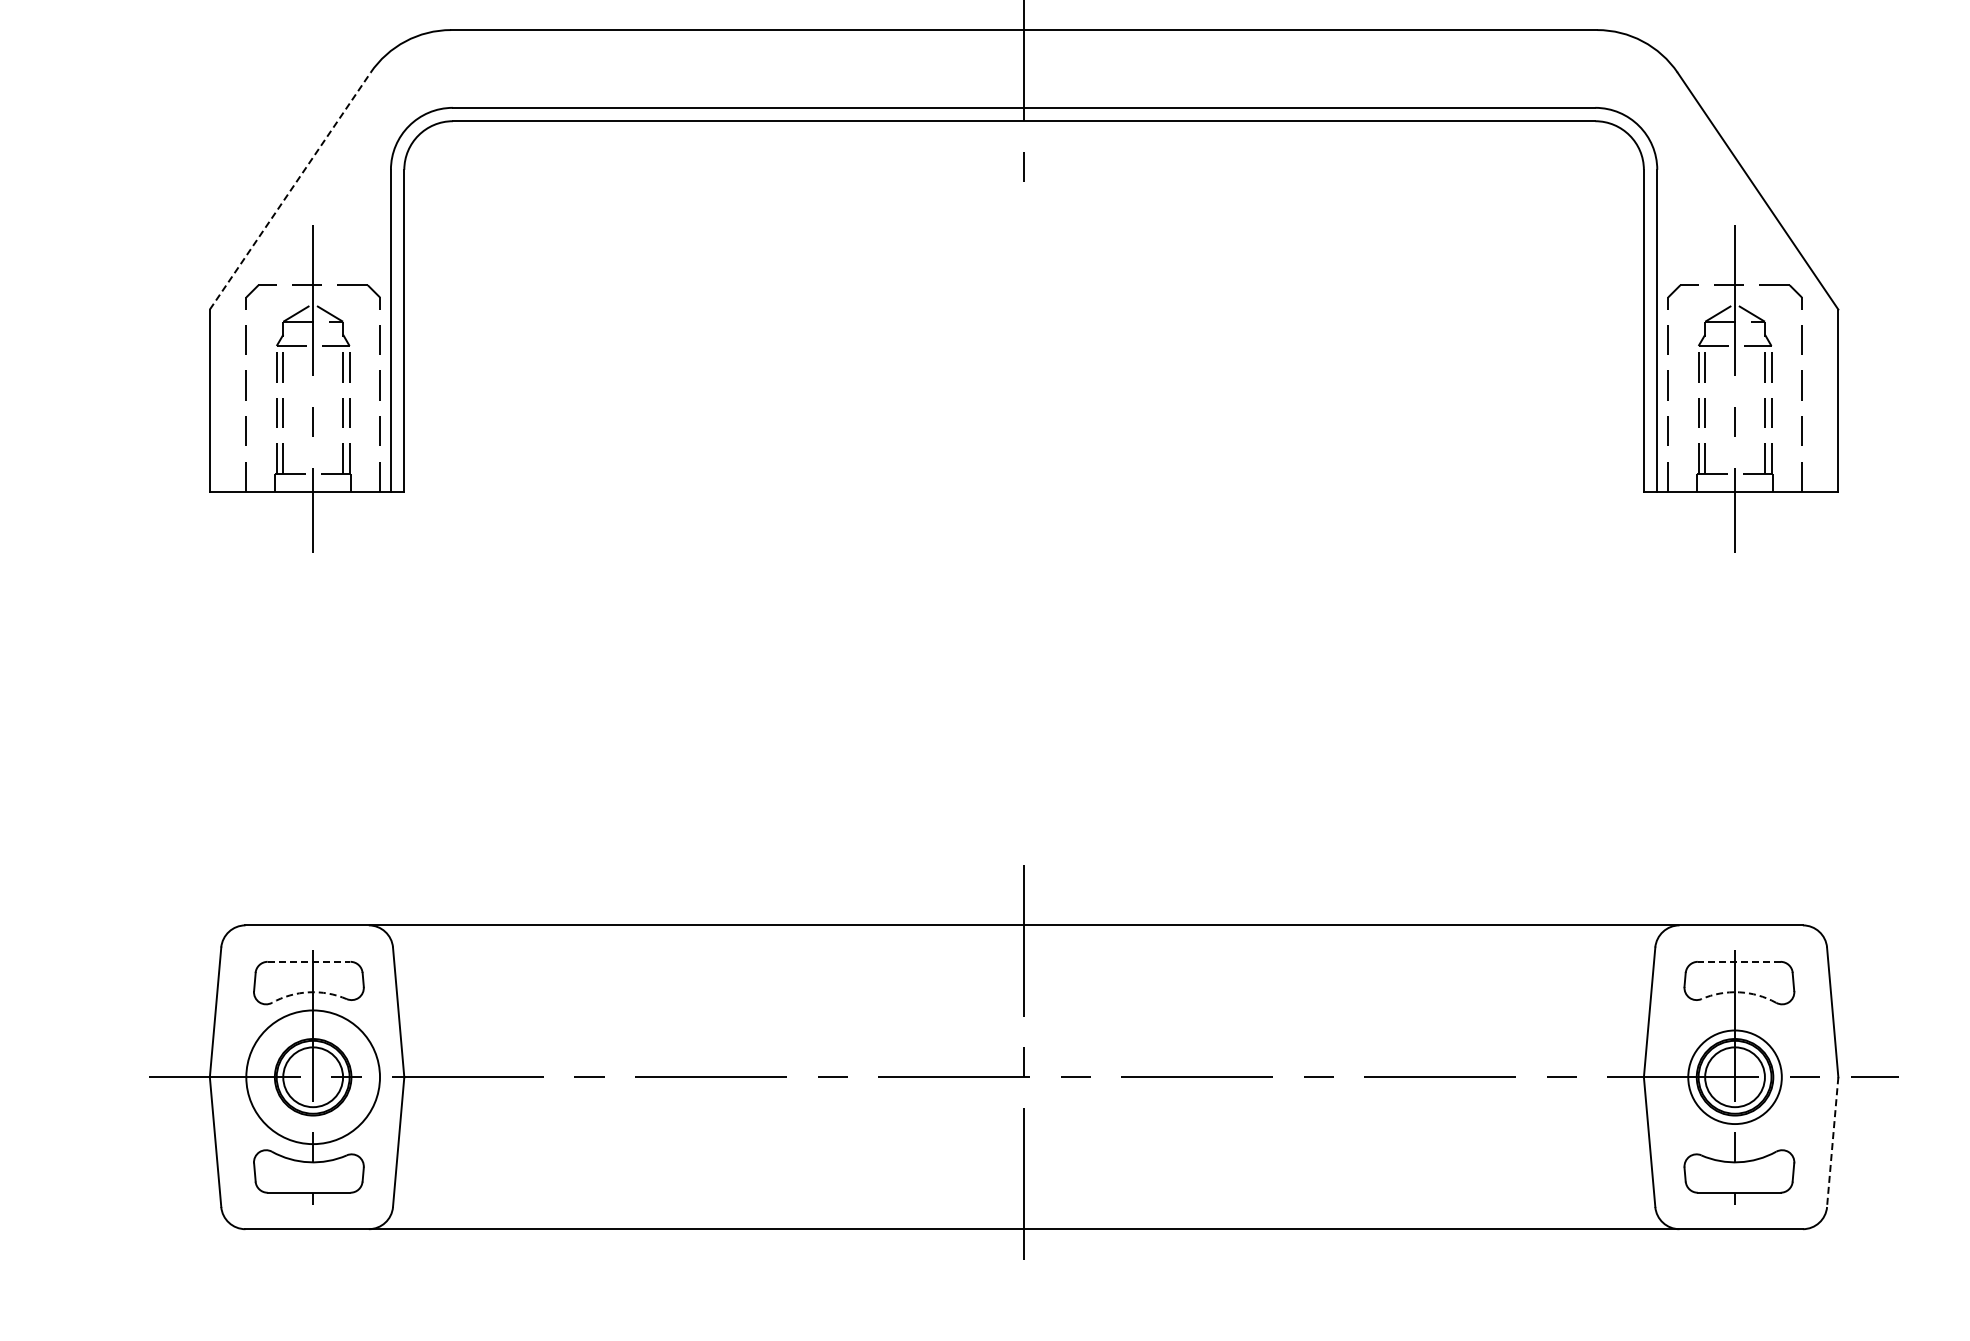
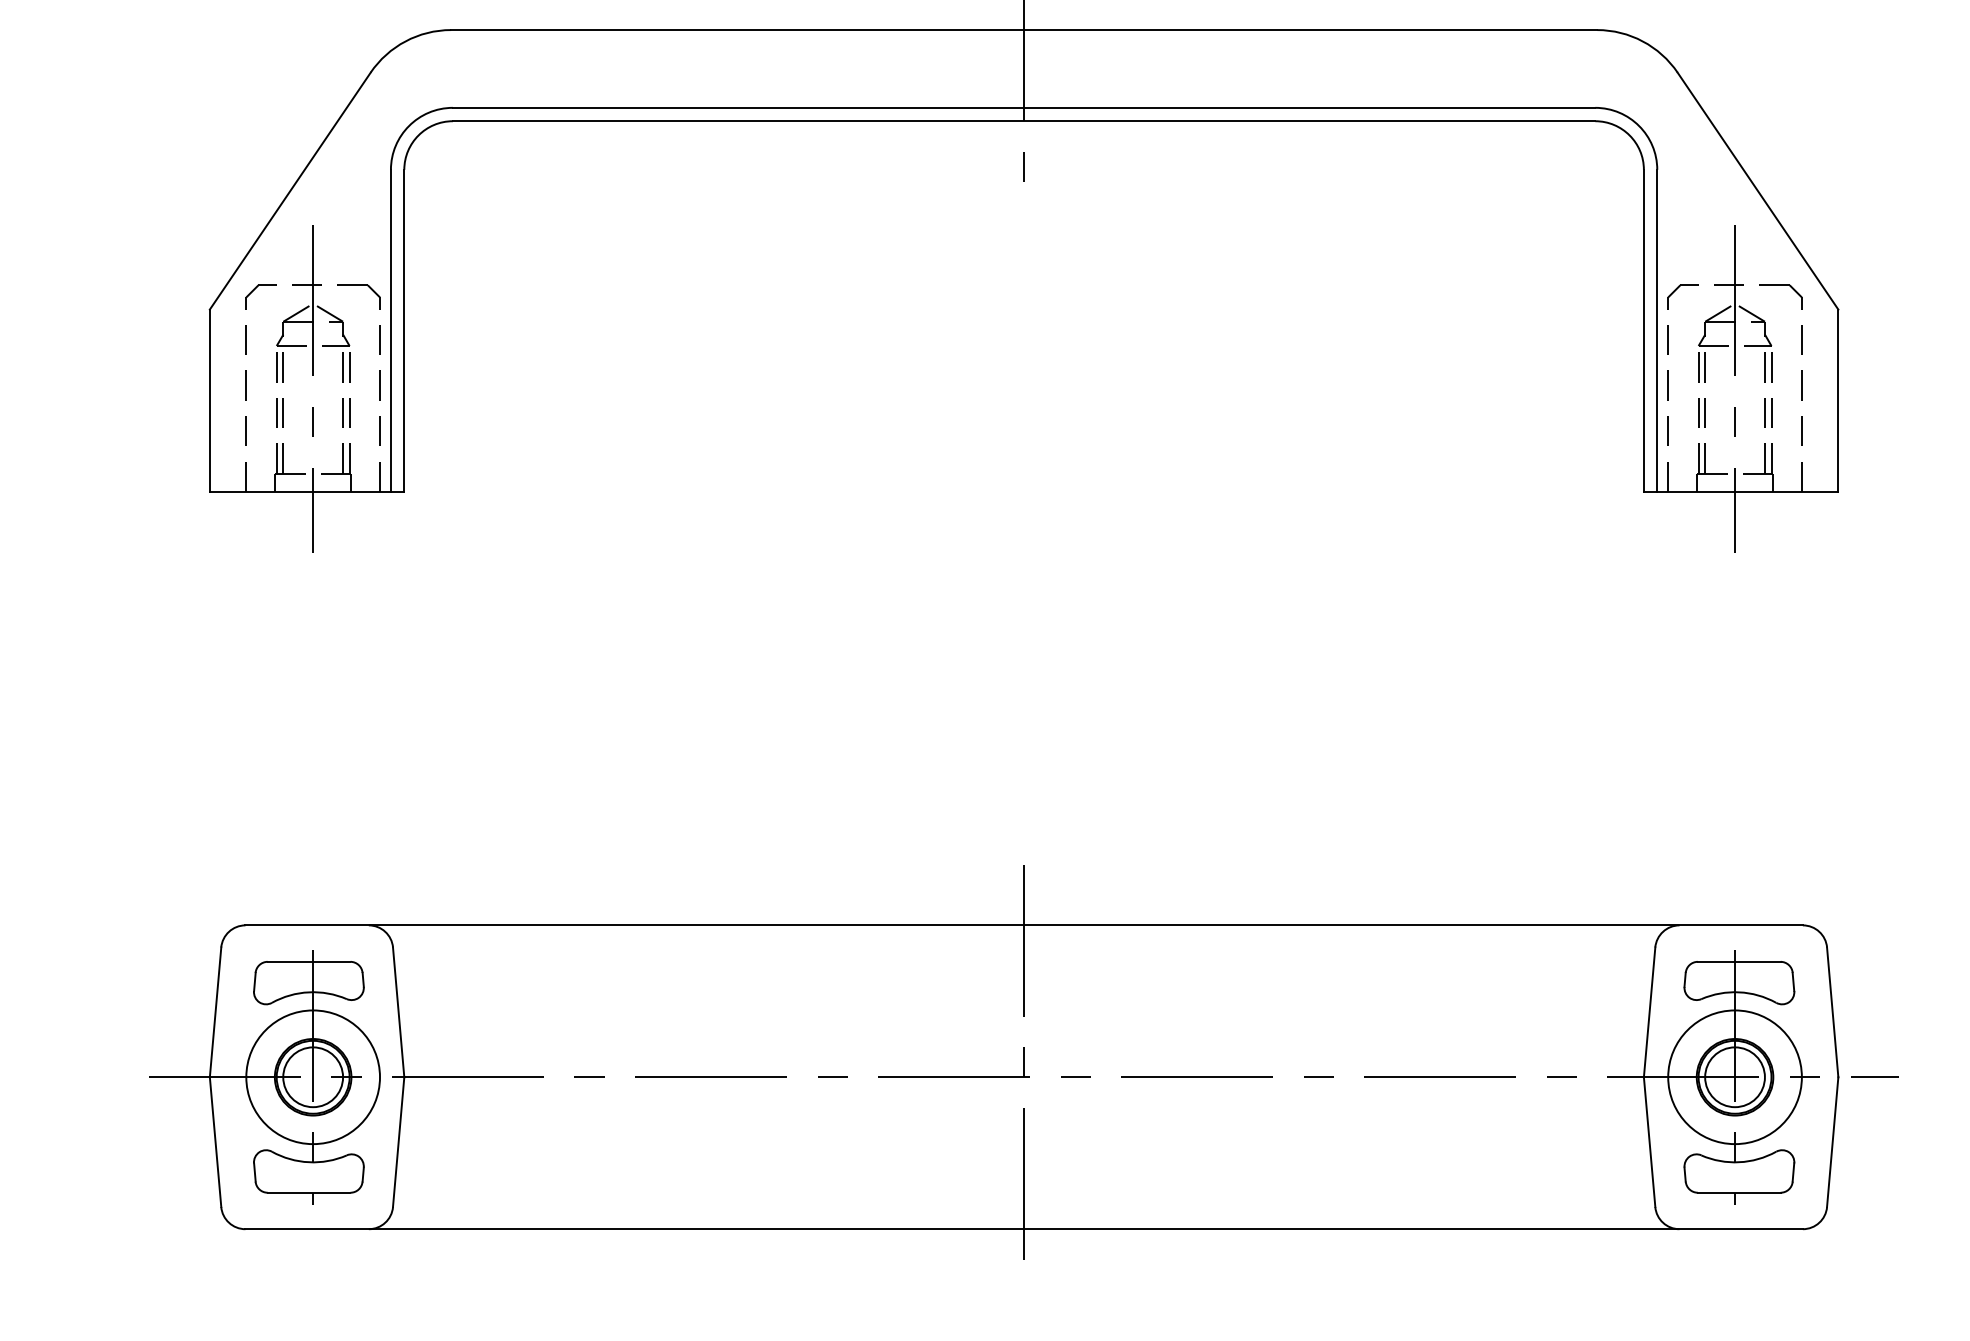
line: dashed -> solid (290, 190)
line: dashed -> solid (309, 961)
line: dashed -> solid (1738, 961)
arc: dashed -> solid (308, 992)
arc: dashed -> solid (1739, 992)
circle diameter: 94 px -> 134 px (1734, 1077)
line: dashed -> solid (1832, 1142)
